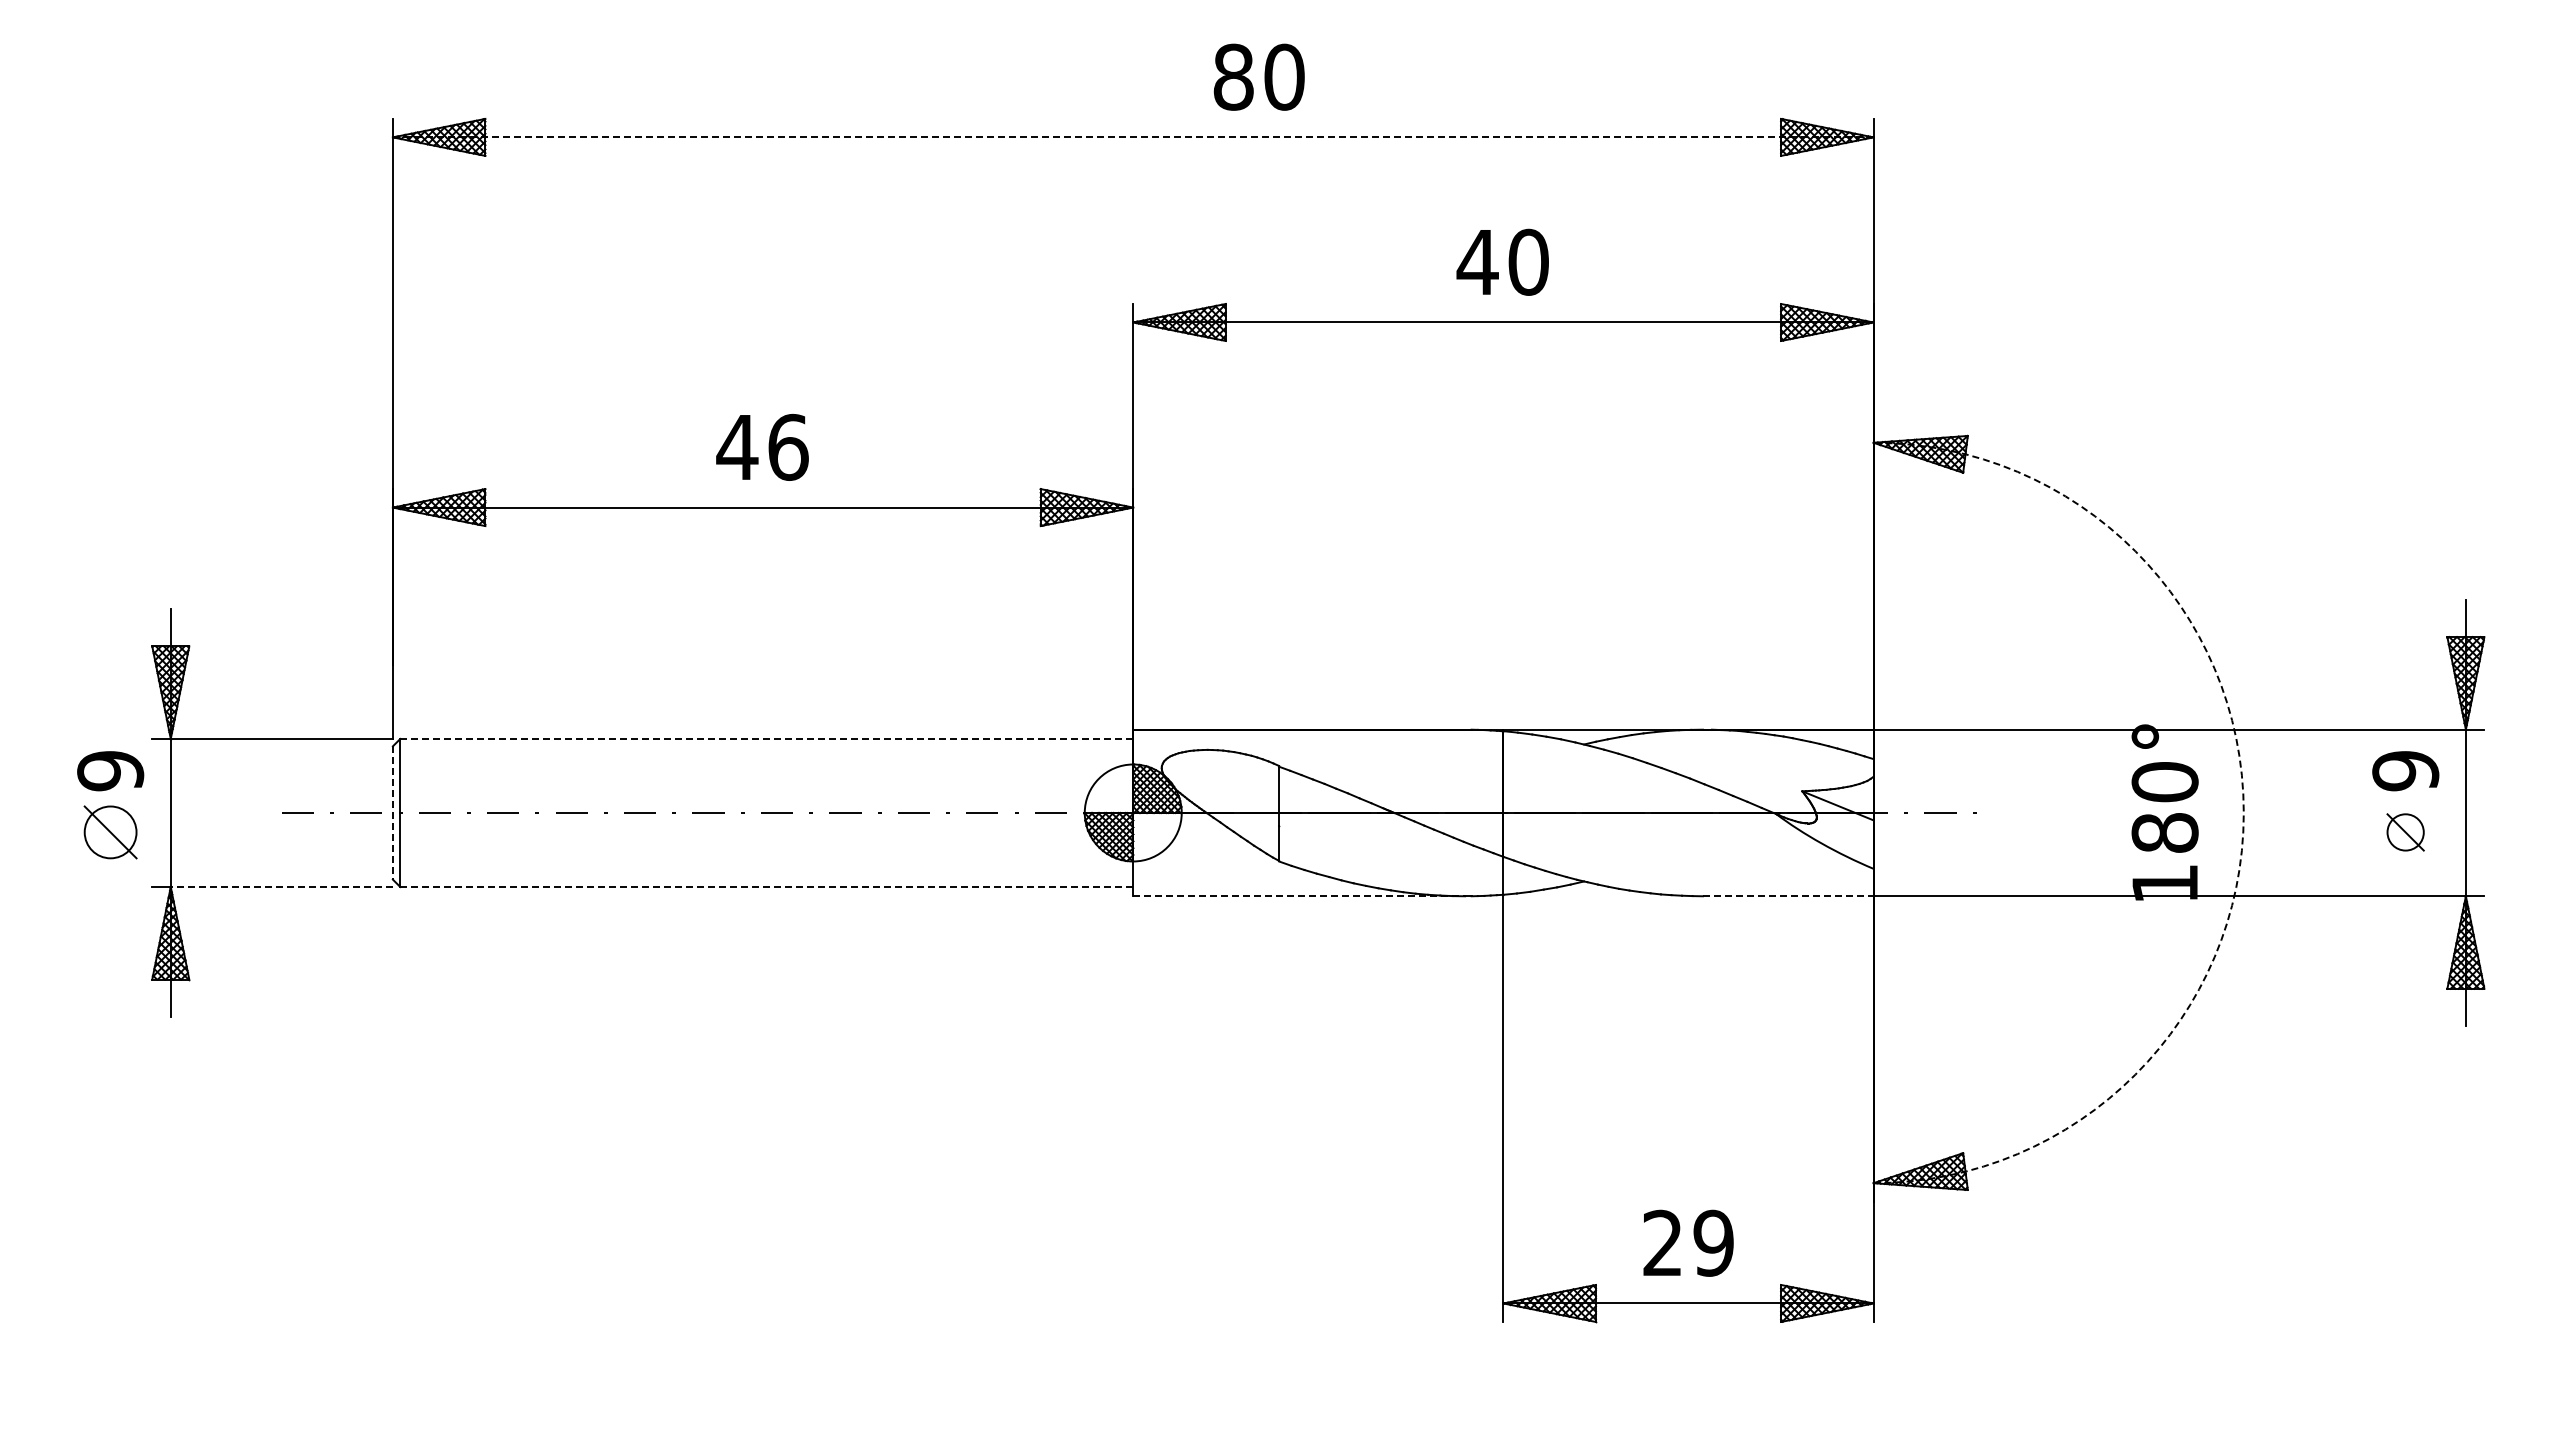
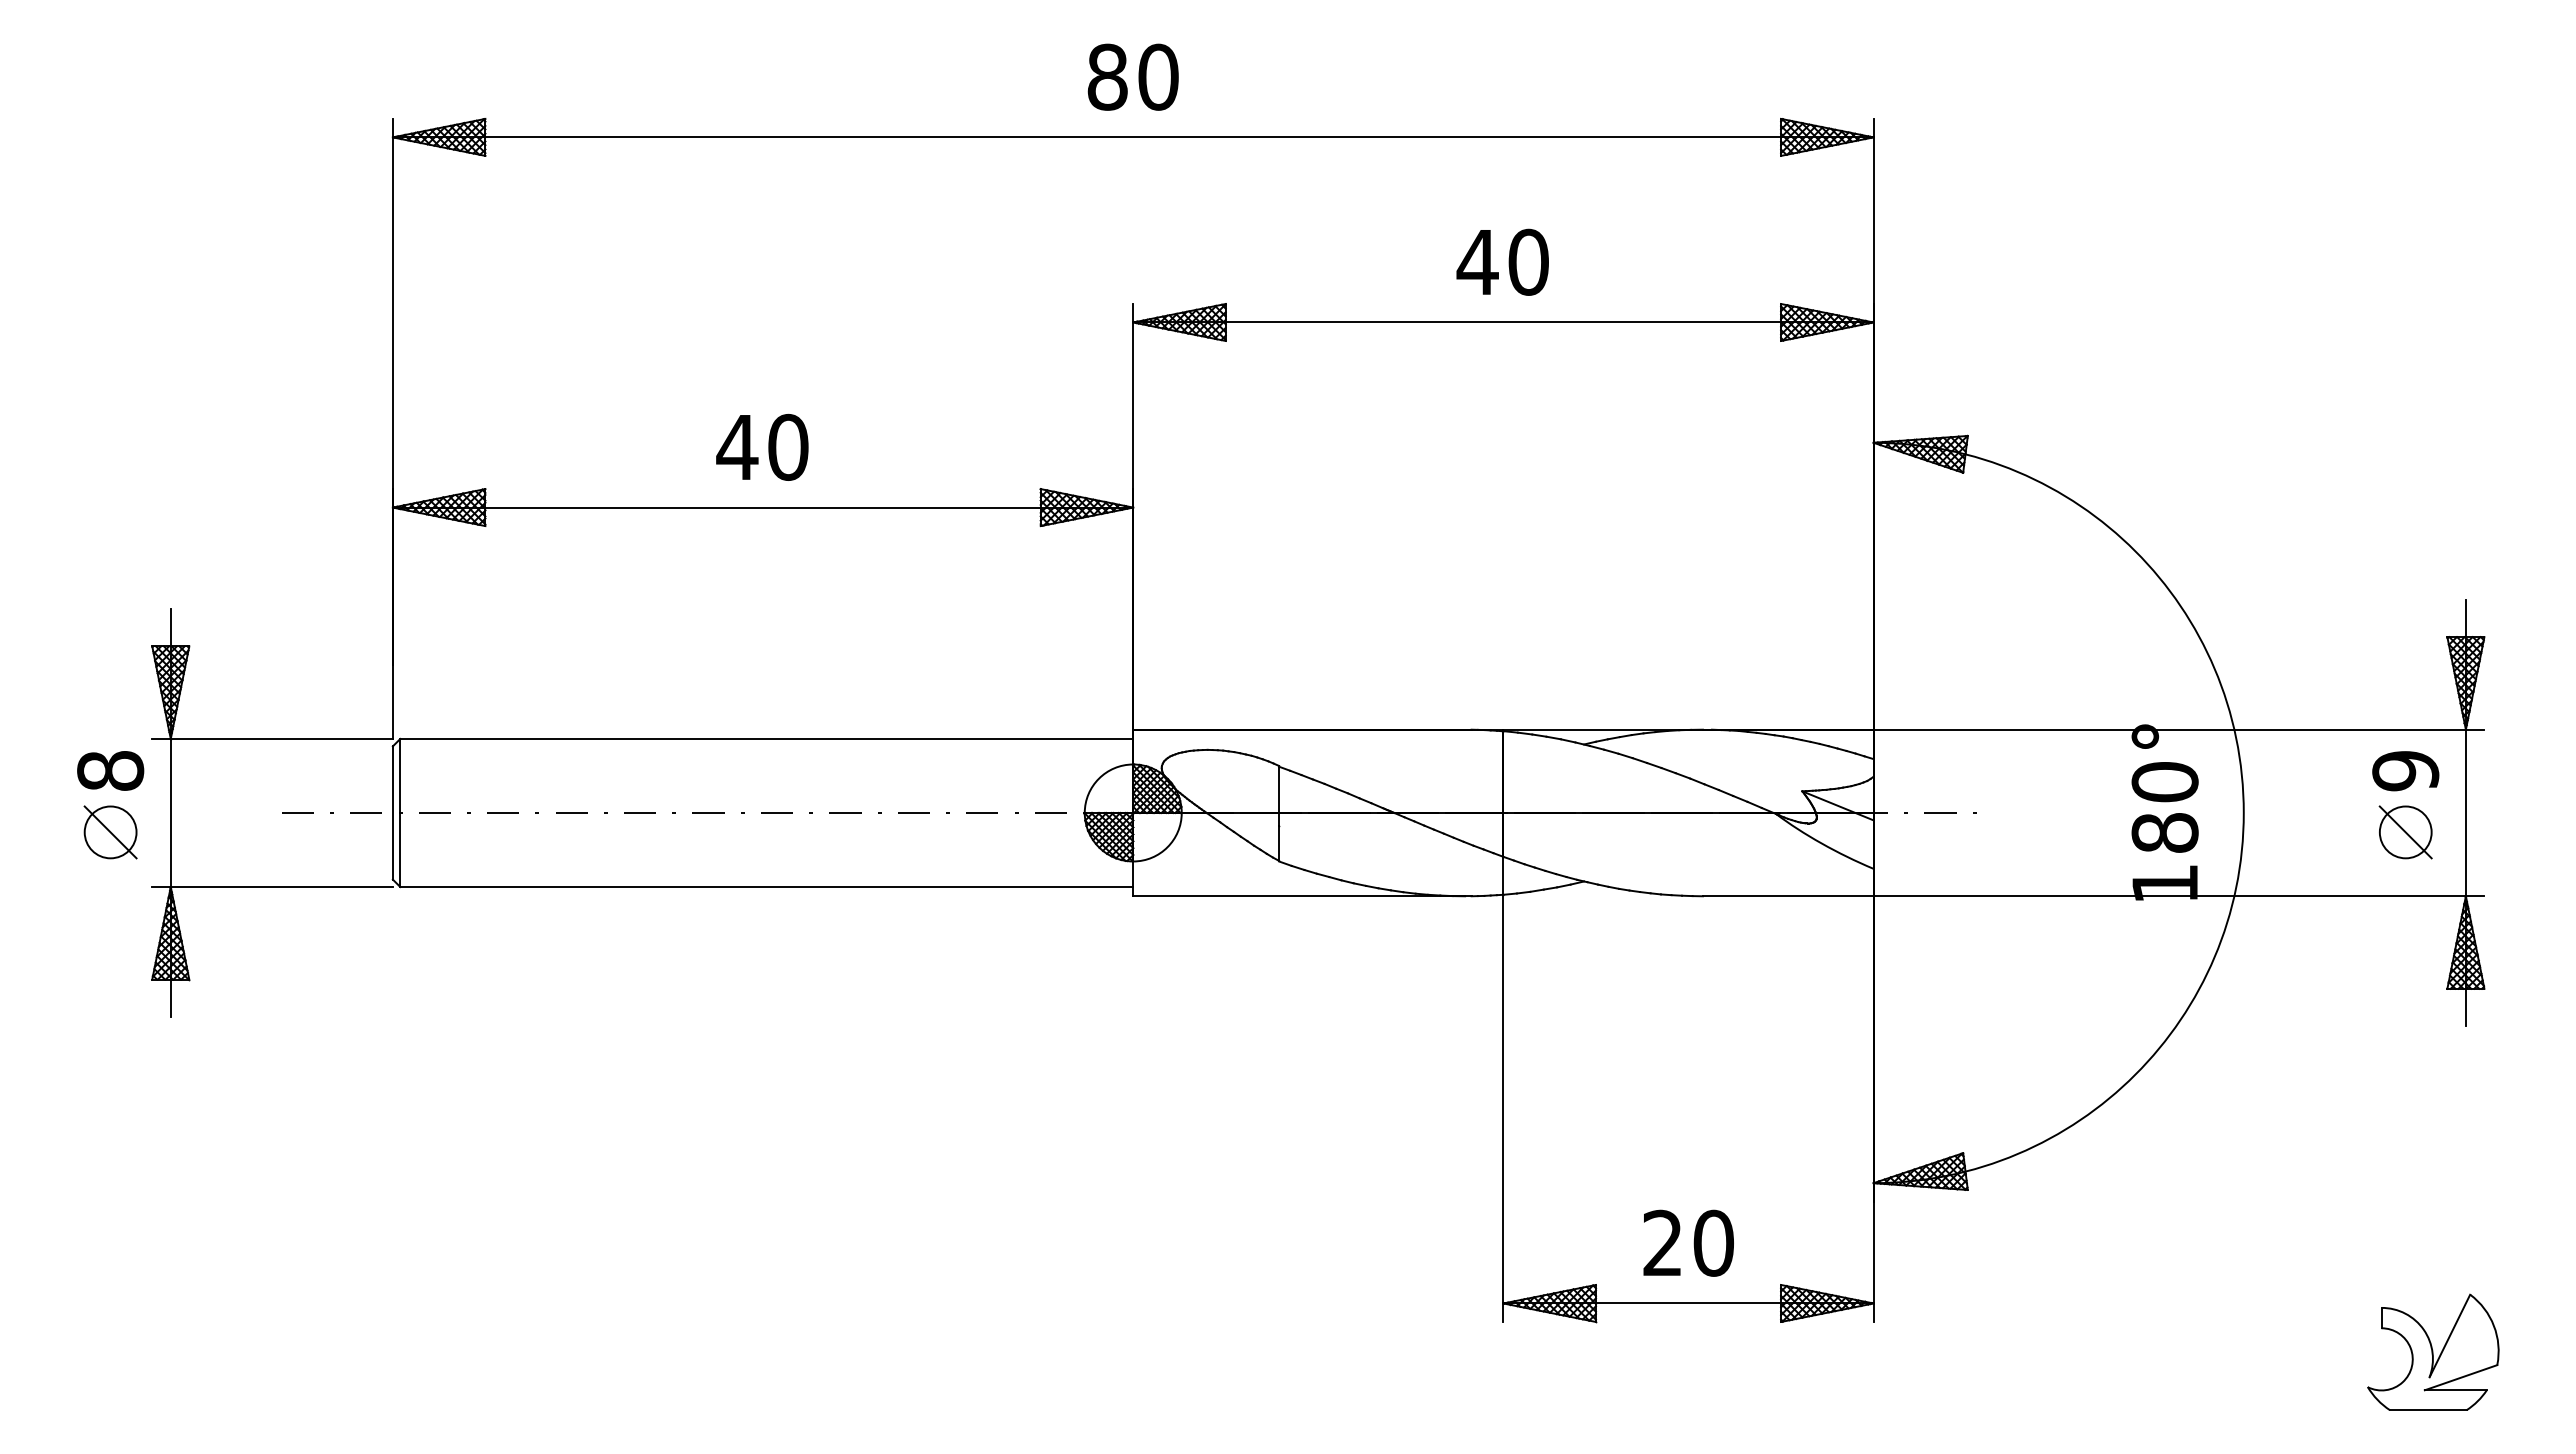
text position: (1258, 76) -> (1132, 76) (1132, 76)
line: dashed -> solid (1133, 137)
text: 46 -> 40 (788, 446)
line: dashed -> solid (766, 738)
text: 9 -> 8 (110, 771)
line: dashed -> solid (392, 812)
arc: dashed -> solid (2243, 812)
part size: 39x39 px -> 55x55 px (2405, 832)
line: dashed -> solid (281, 887)
line: dashed -> solid (767, 887)
line: dashed -> solid (1299, 896)
line: dashed -> solid (1788, 896)
text: 29 -> 20 (1713, 1242)
part: none -> present (2433, 1351)
